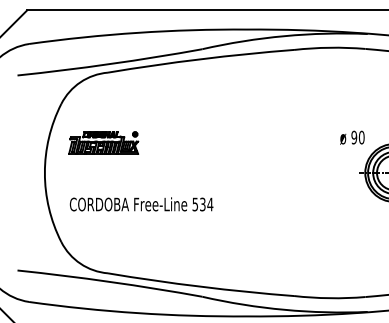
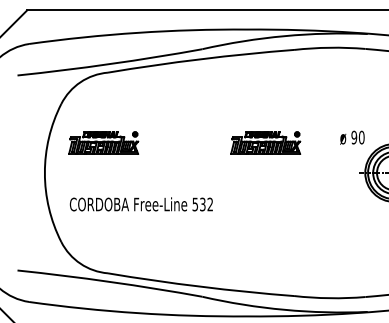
part: none -> present (265, 142)
text: 534 -> 532 (210, 204)
